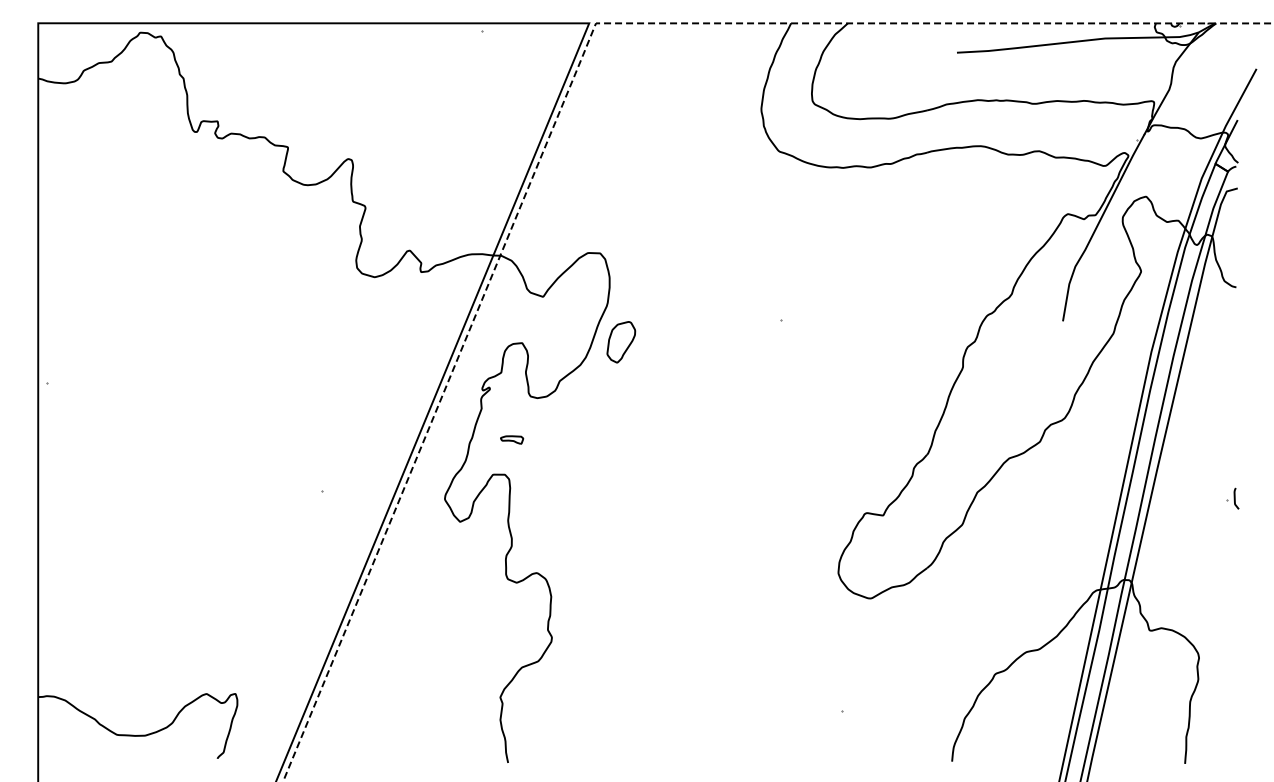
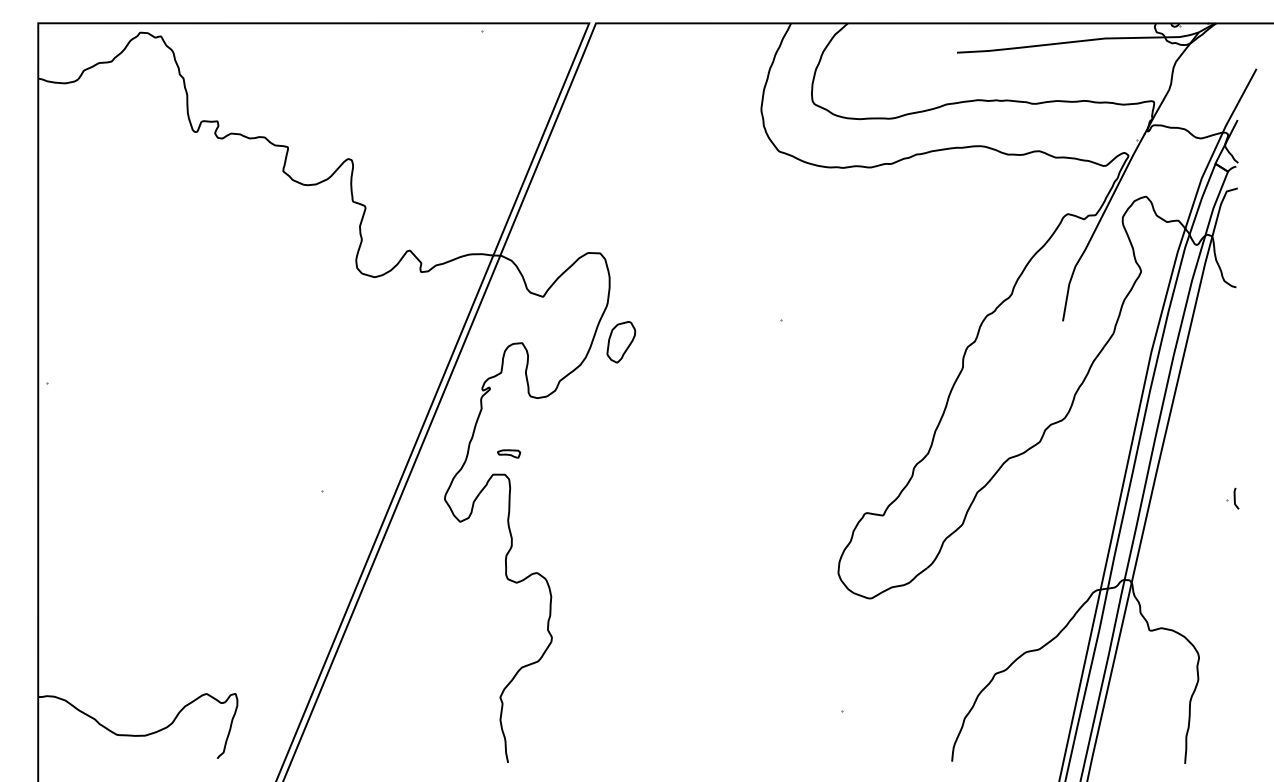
line: dashed -> solid (569, 87)
part position: (512, 439) -> (509, 453) (509, 453)
